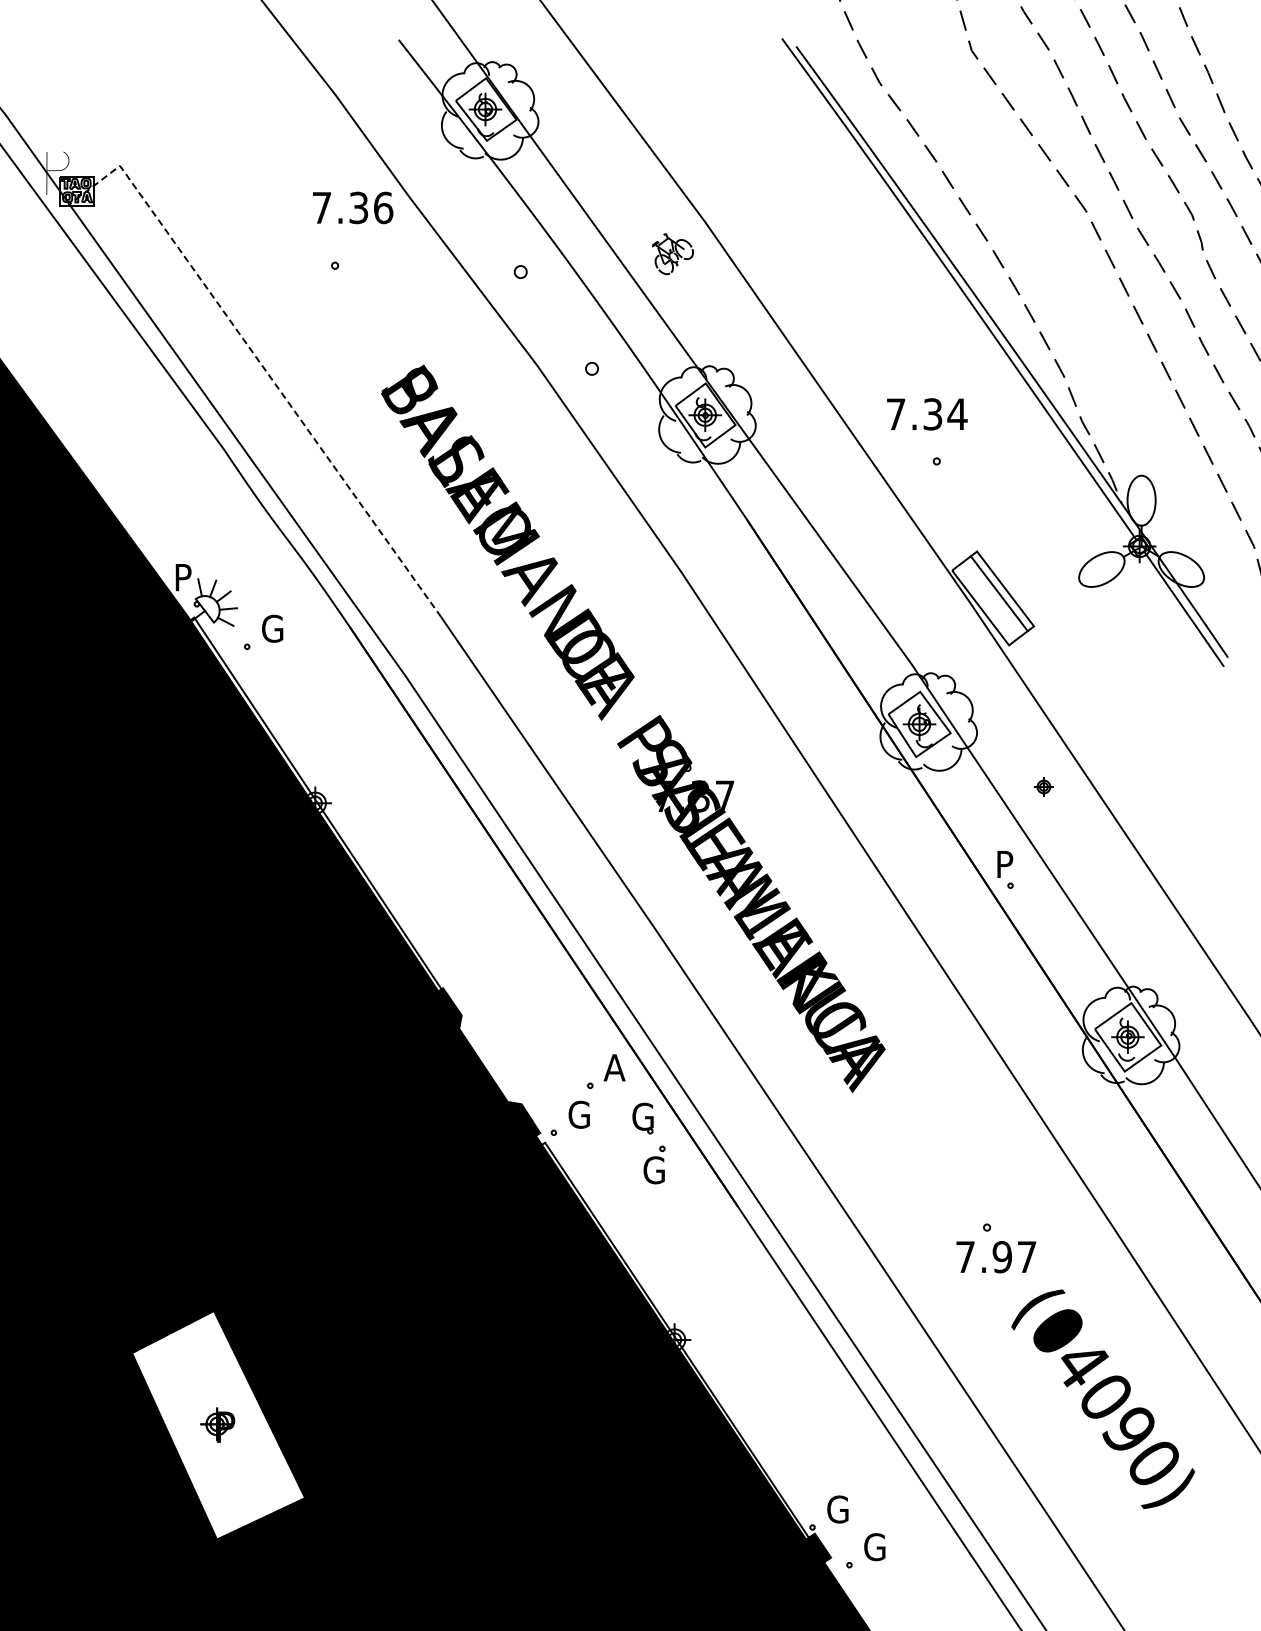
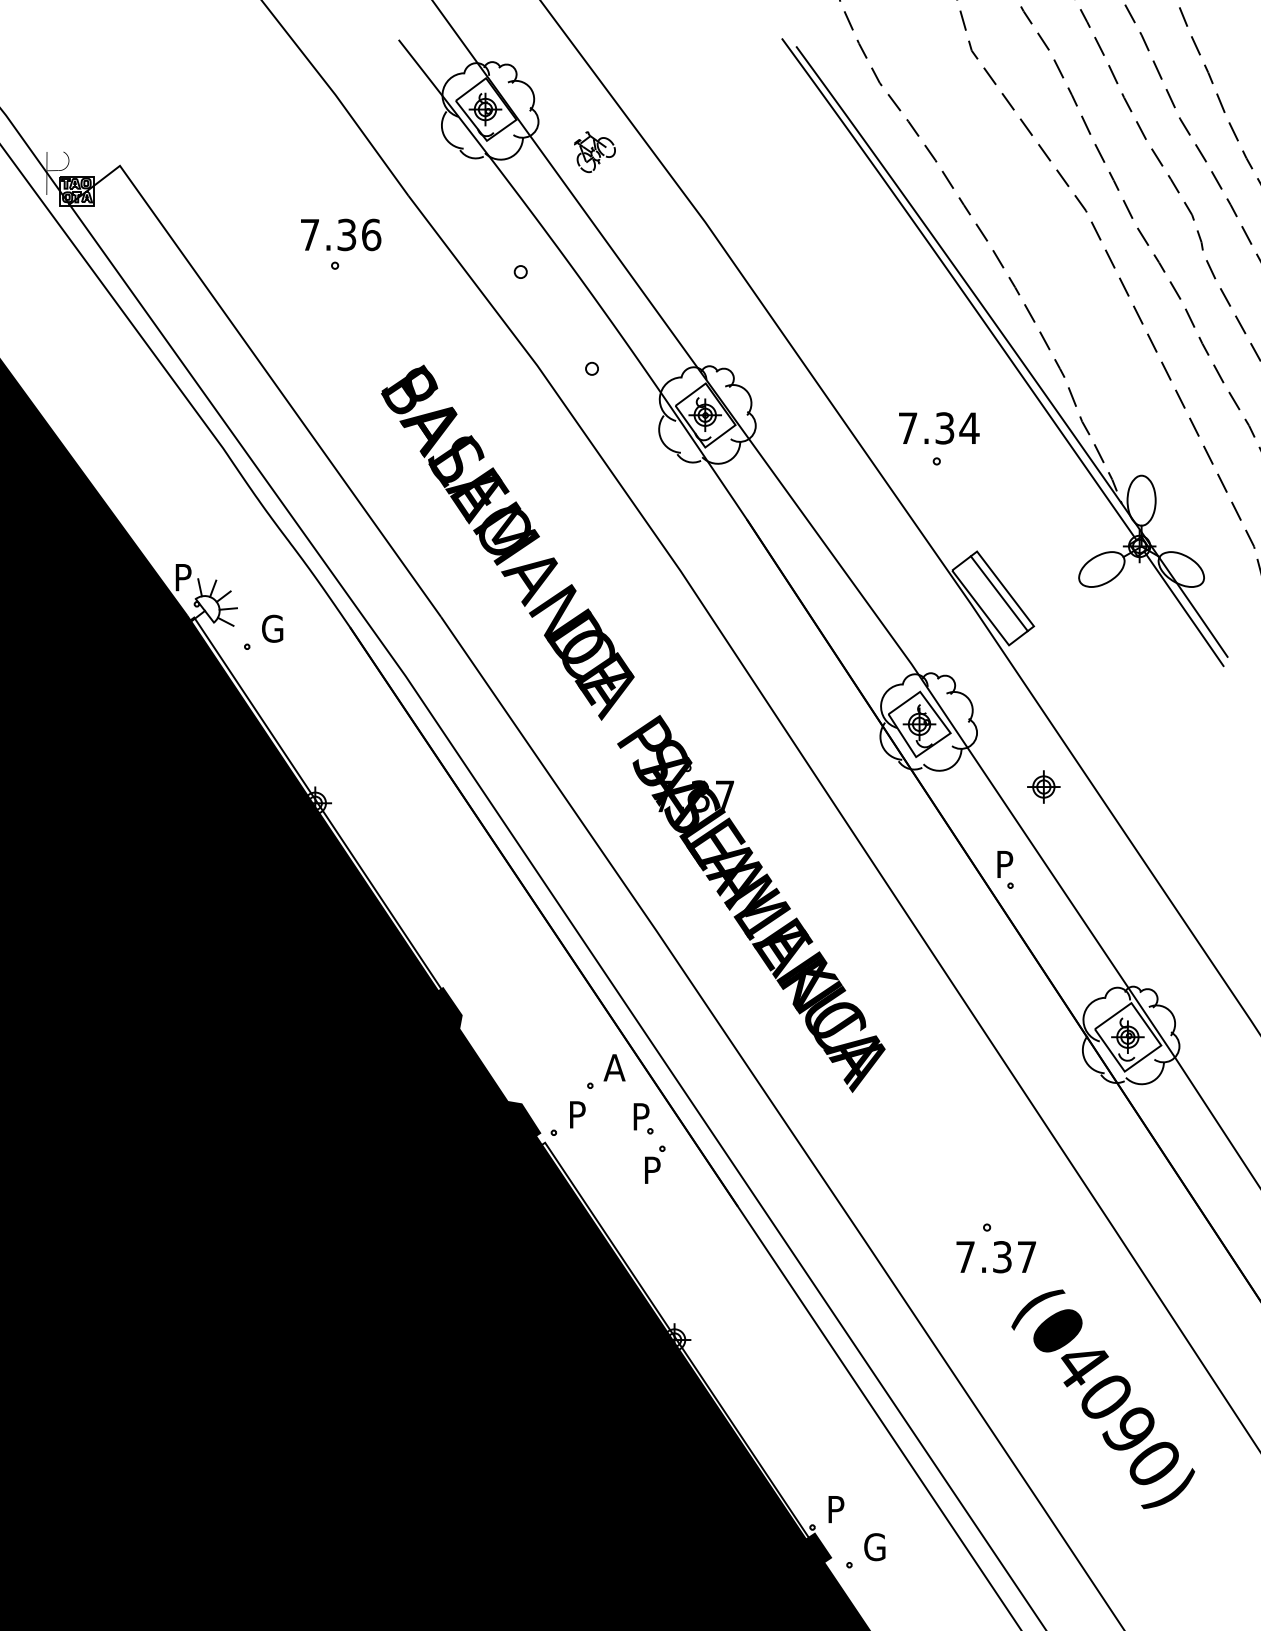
text position: (353, 207) -> (341, 234) (341, 234)
part position: (672, 254) -> (594, 152) (594, 152)
line: dashed -> solid (261, 364)
text position: (927, 414) -> (939, 428) (939, 428)
part size: 21x20 px -> 34x34 px (1043, 786)
text: G -> P (578, 1114)
text: G -> P (642, 1116)
text: G -> P (653, 1170)
text: 7.97 -> 7.37 (1001, 1257)
fill: none -> present (218, 1425)
text: G -> P (837, 1509)
